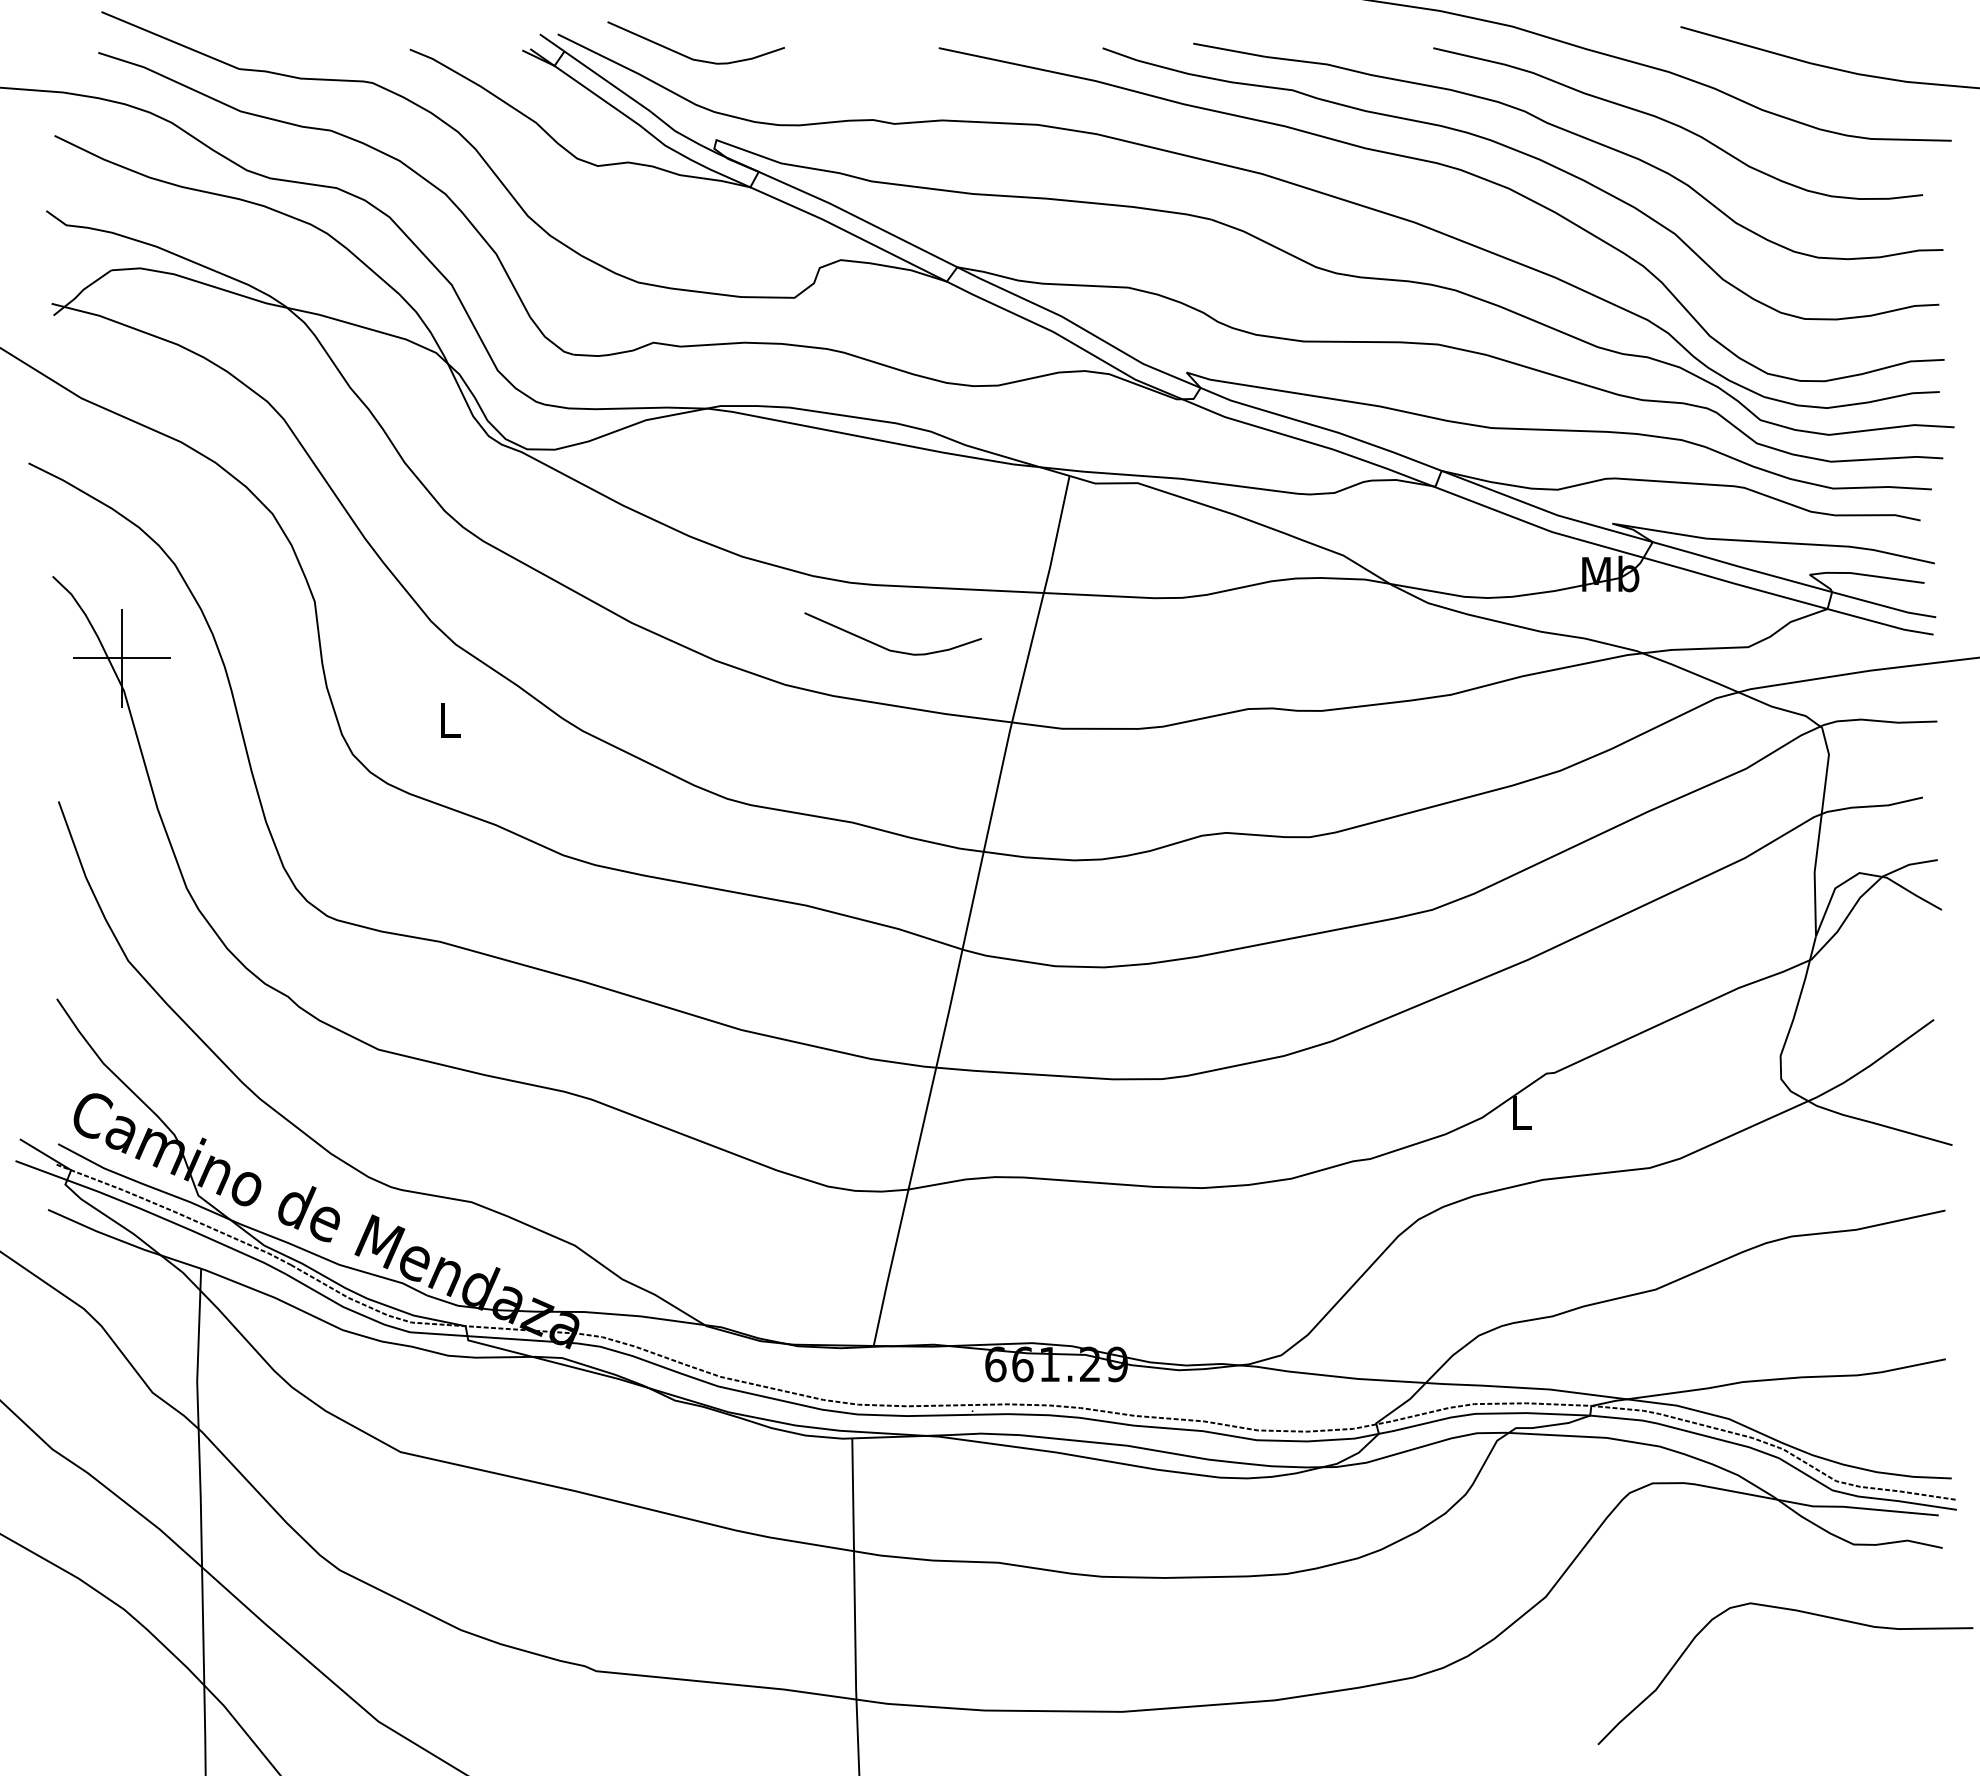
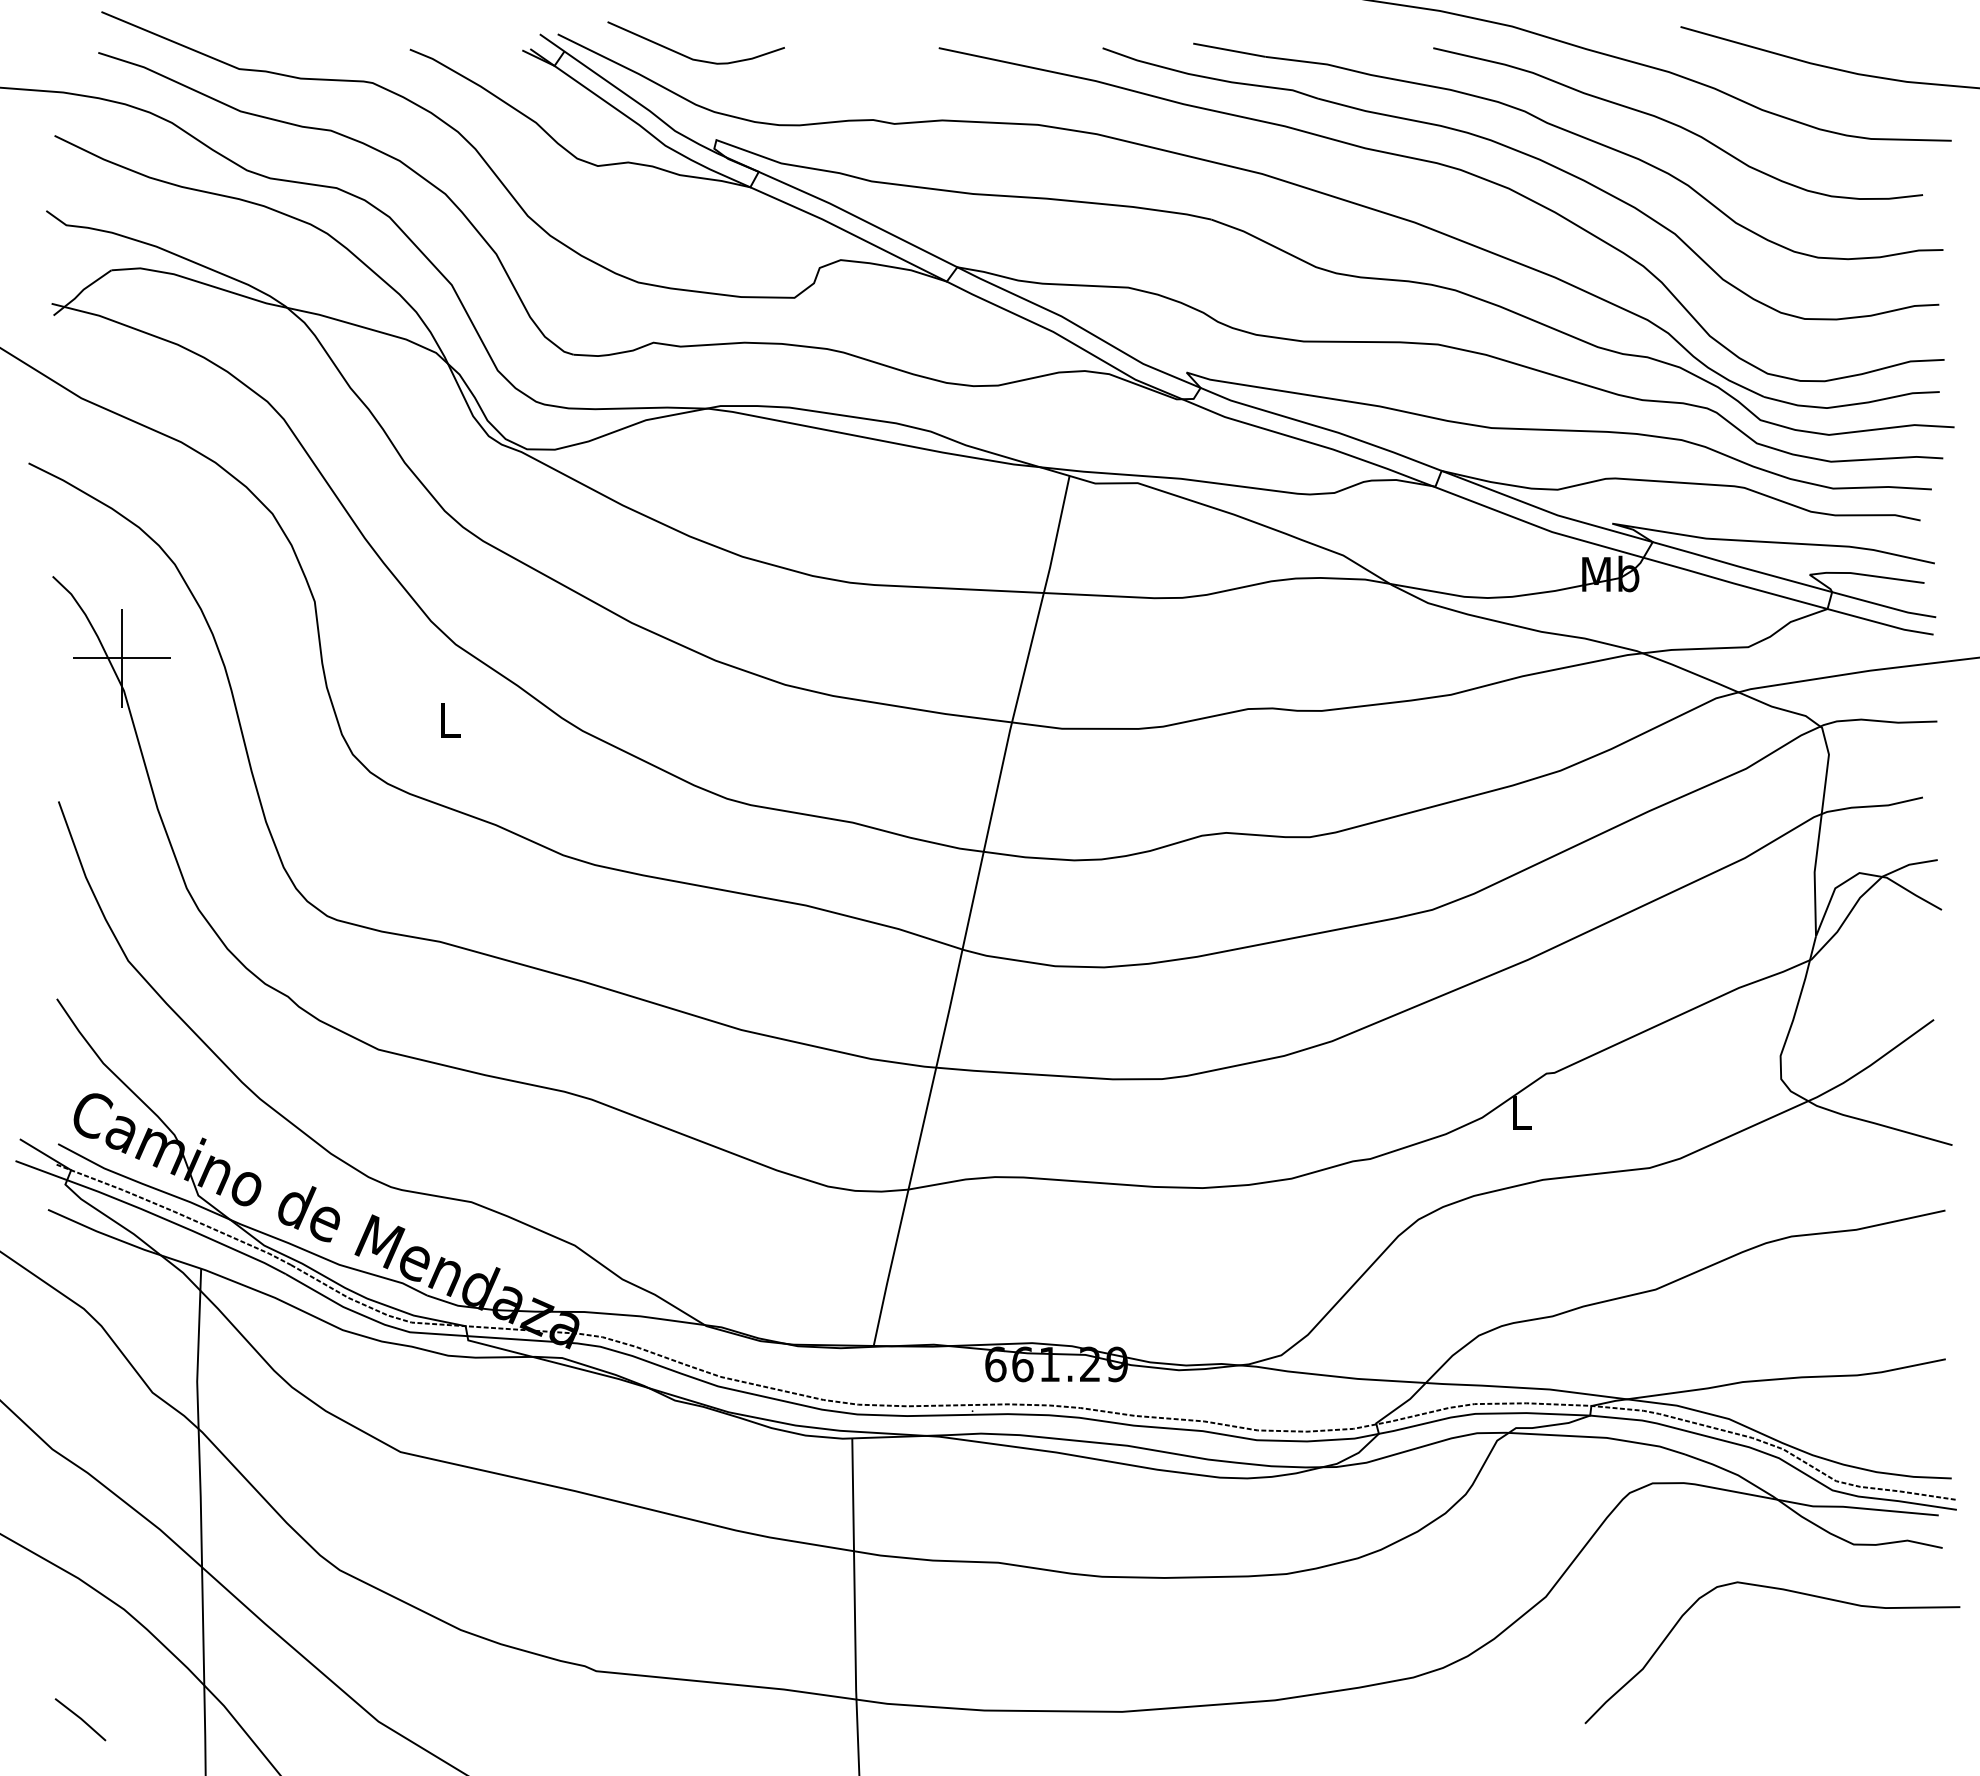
curve: present -> none (885, 647)
curve position: (1795, 1611) -> (1782, 1590) (1782, 1590)
line: none -> present (80, 1719)
